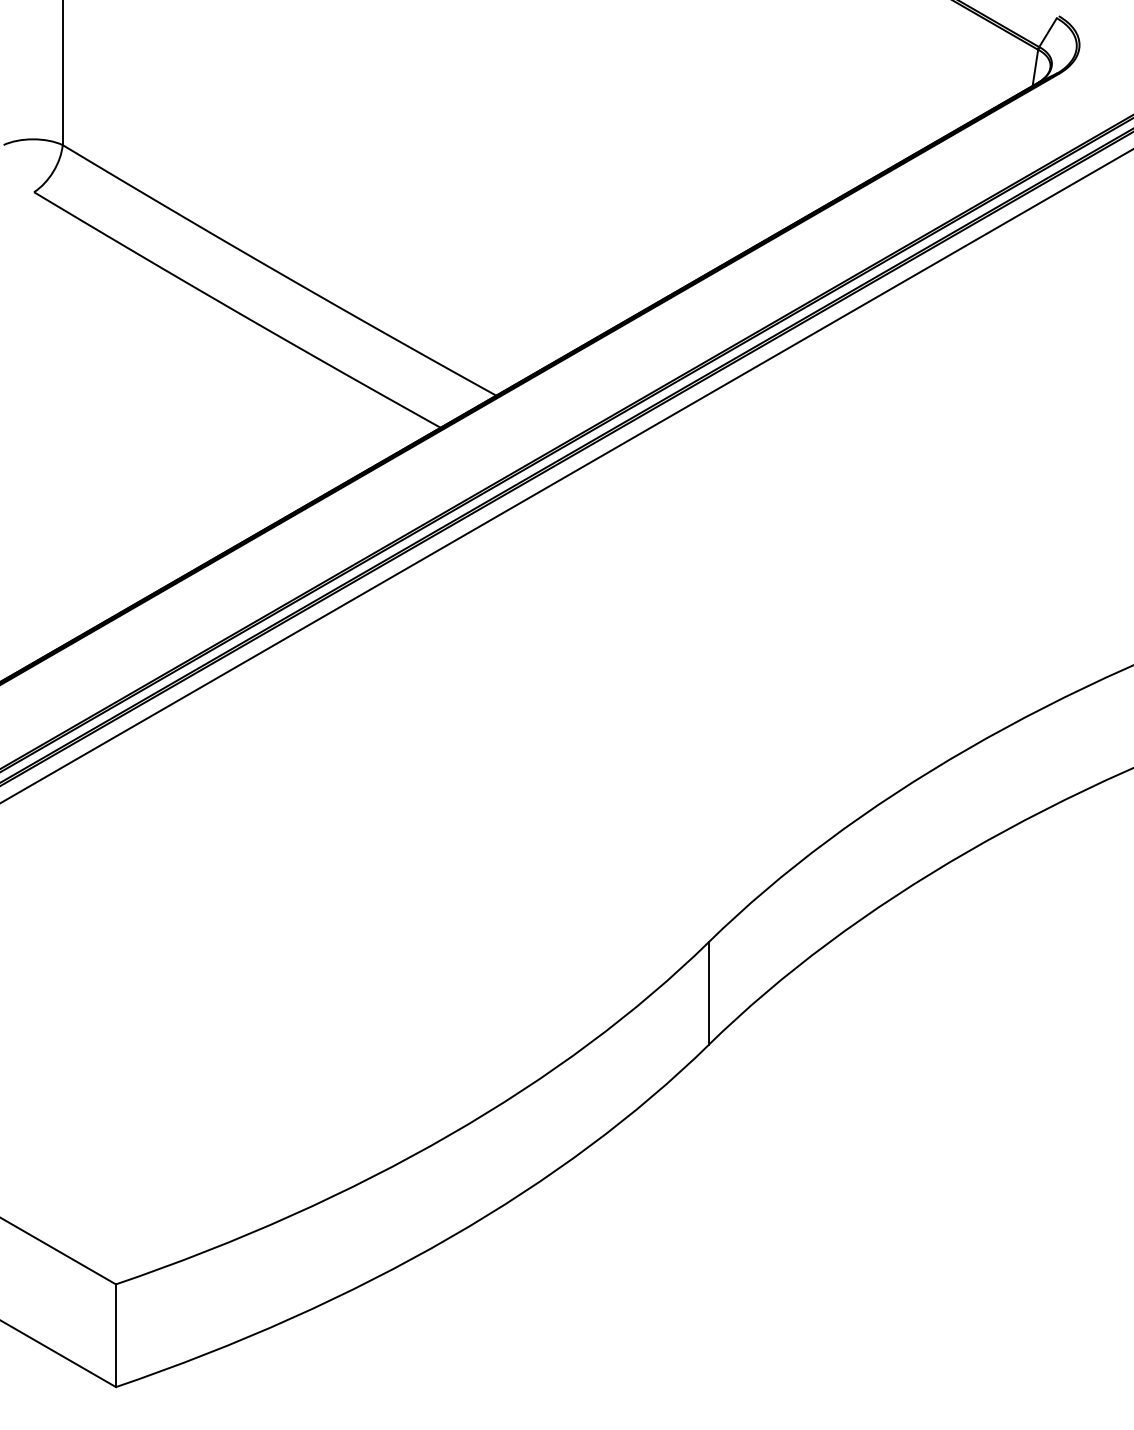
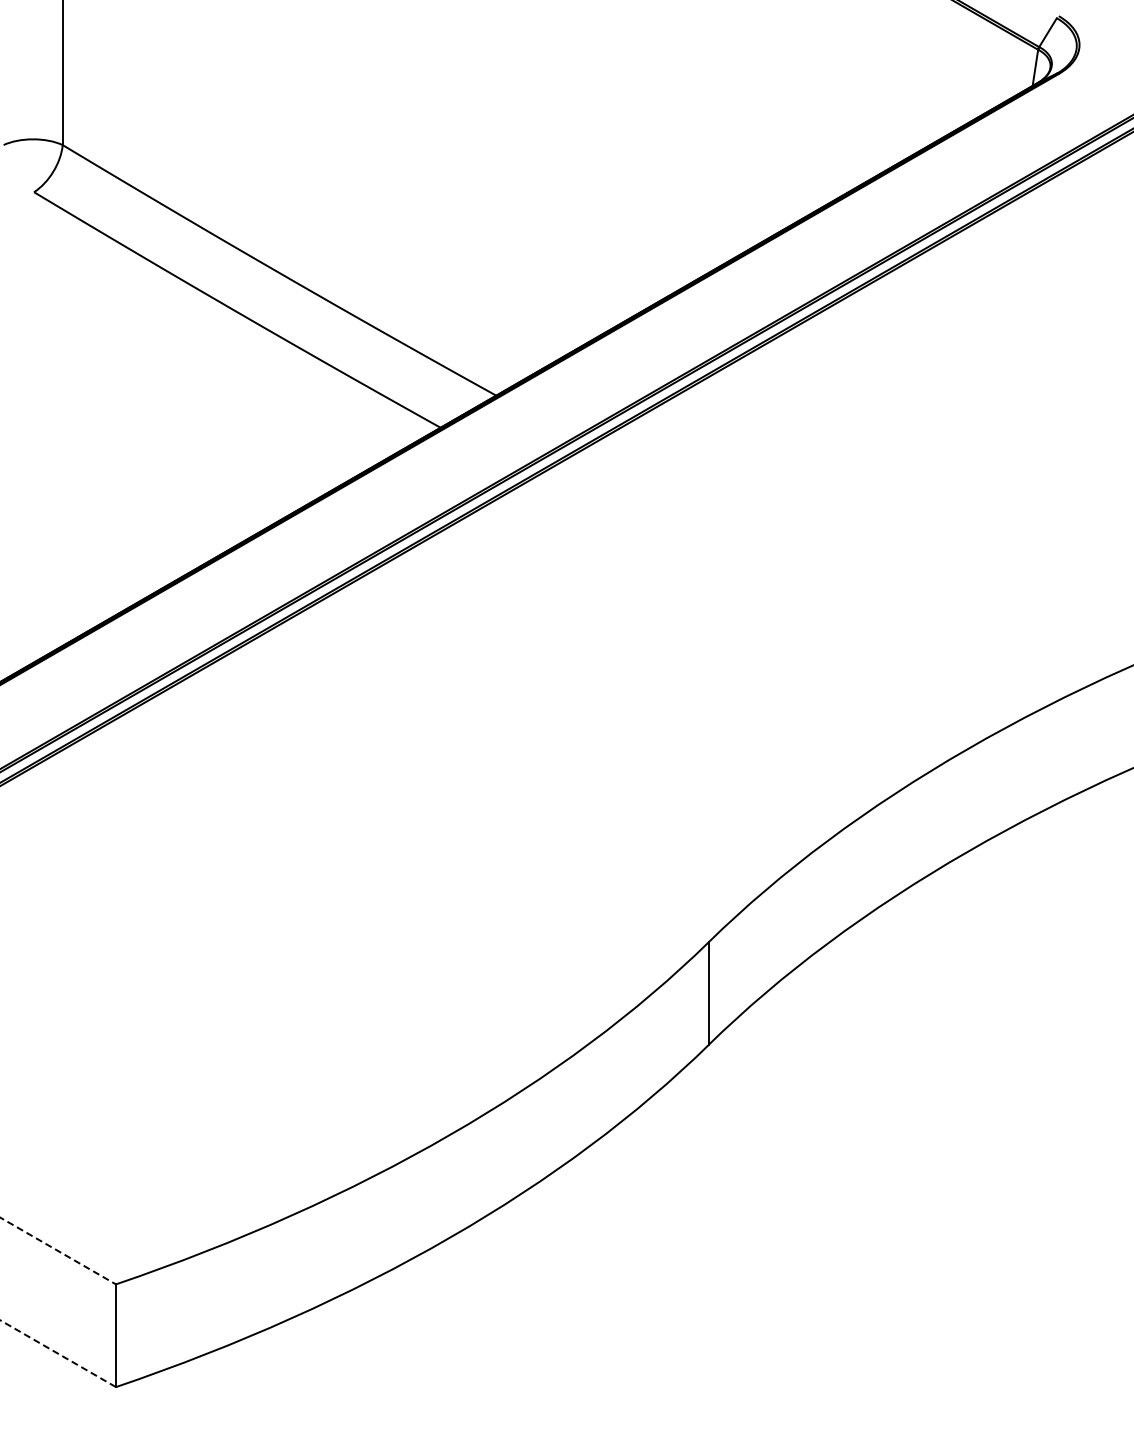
line: present -> none (566, 476)
line: solid -> dashed (58, 1251)
line: solid -> dashed (57, 1353)
